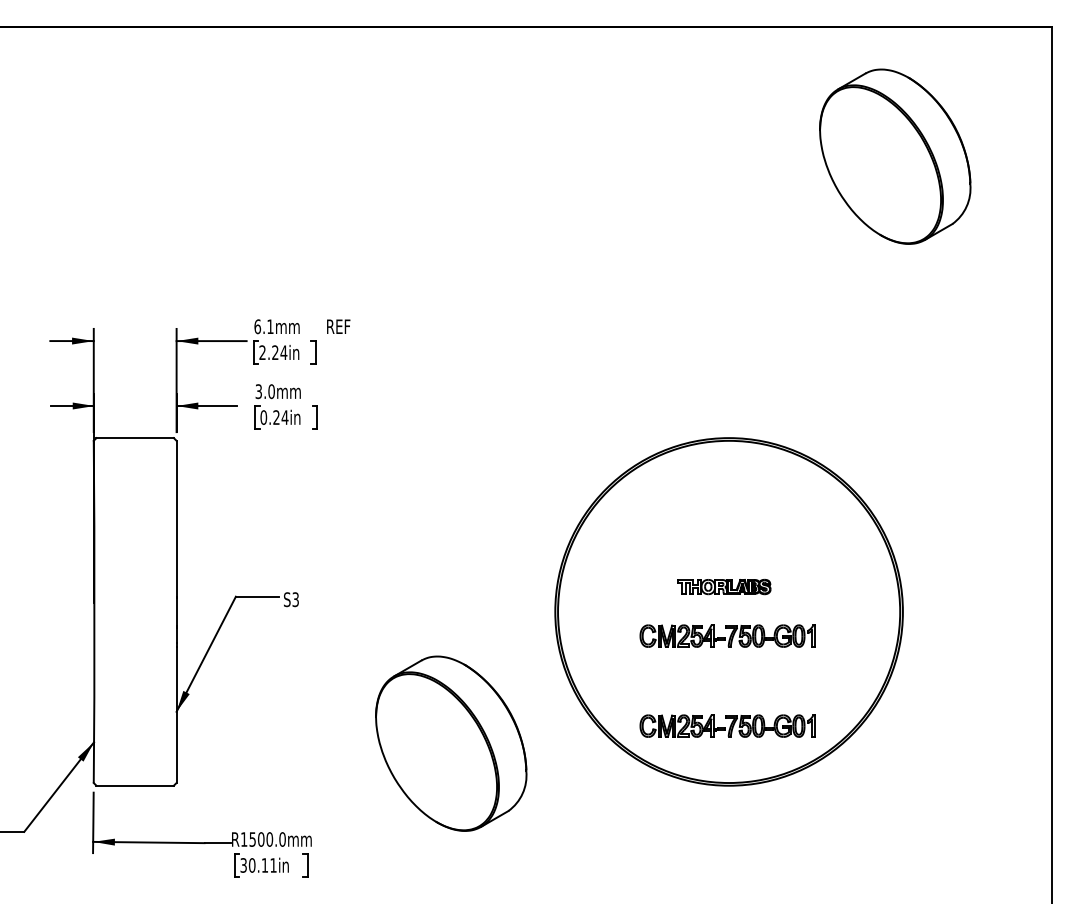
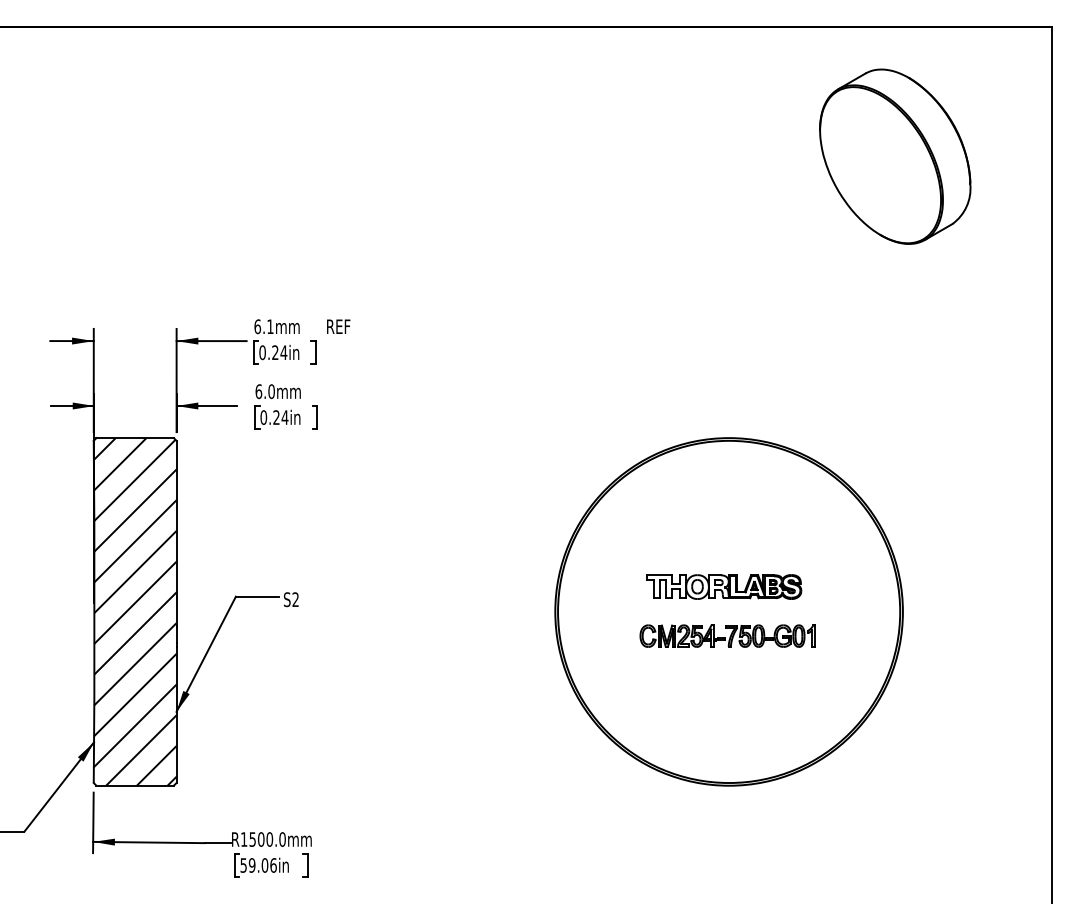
text: 2.24in -> 0.24in (262, 352)
text: 3.0mm -> 6.0mm (258, 391)
part size: 95x18 px -> 157x26 px (724, 586)
text: S3 -> S2 (295, 599)
hatch: none -> present (134, 611)
part: present -> none (727, 725)
part: present -> none (451, 743)
text: 30.11in -> 59.06in (258, 865)
